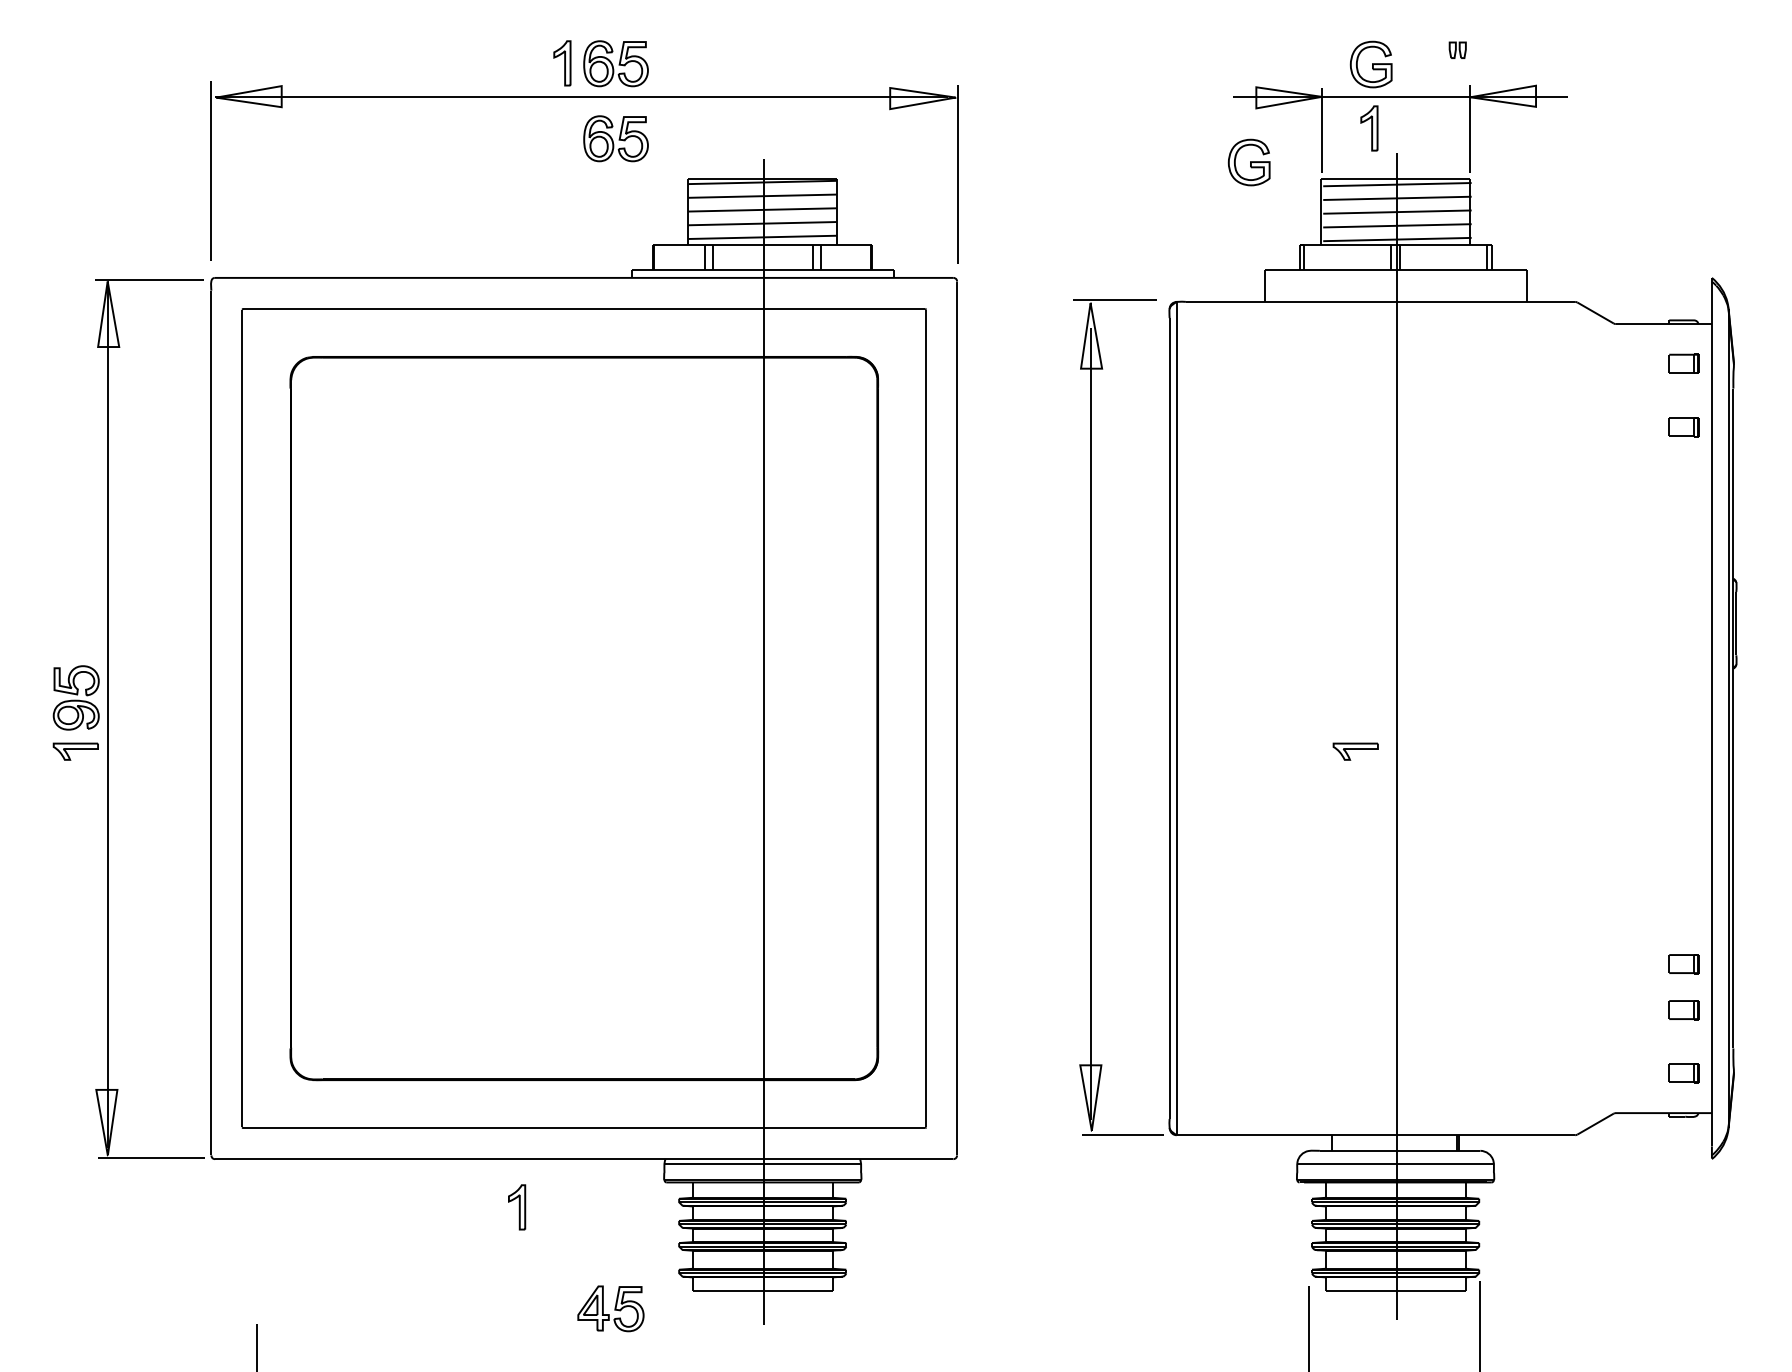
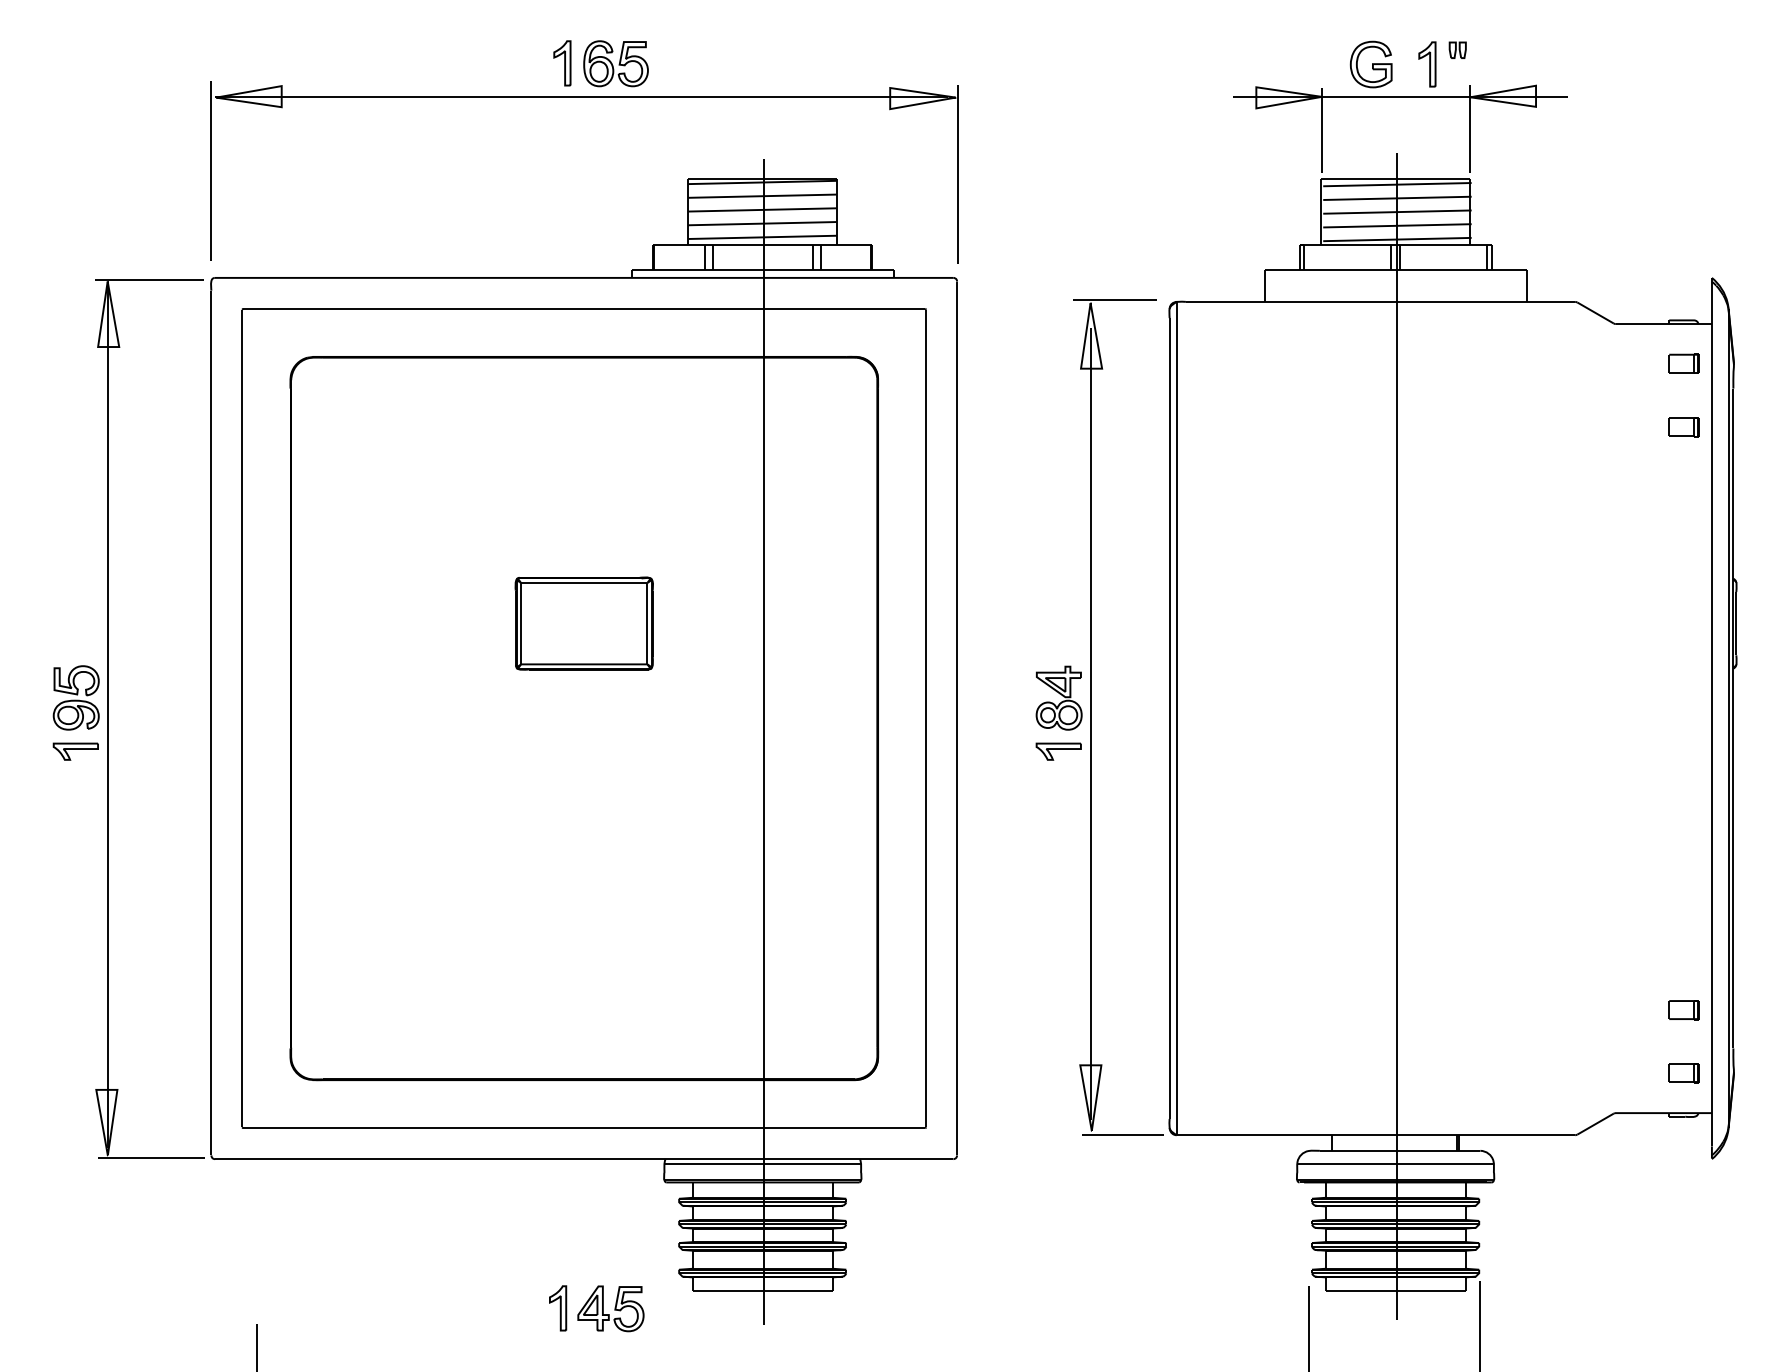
part position: (1369, 128) -> (1427, 64) (1427, 64)
part: present -> none (615, 138)
part: present -> none (1248, 162)
part: none -> present (583, 623)
part: none -> present (1058, 697)
part position: (1355, 751) -> (1058, 751) (1058, 751)
part: present -> none (1683, 964)
part position: (517, 1207) -> (558, 1308) (558, 1308)
